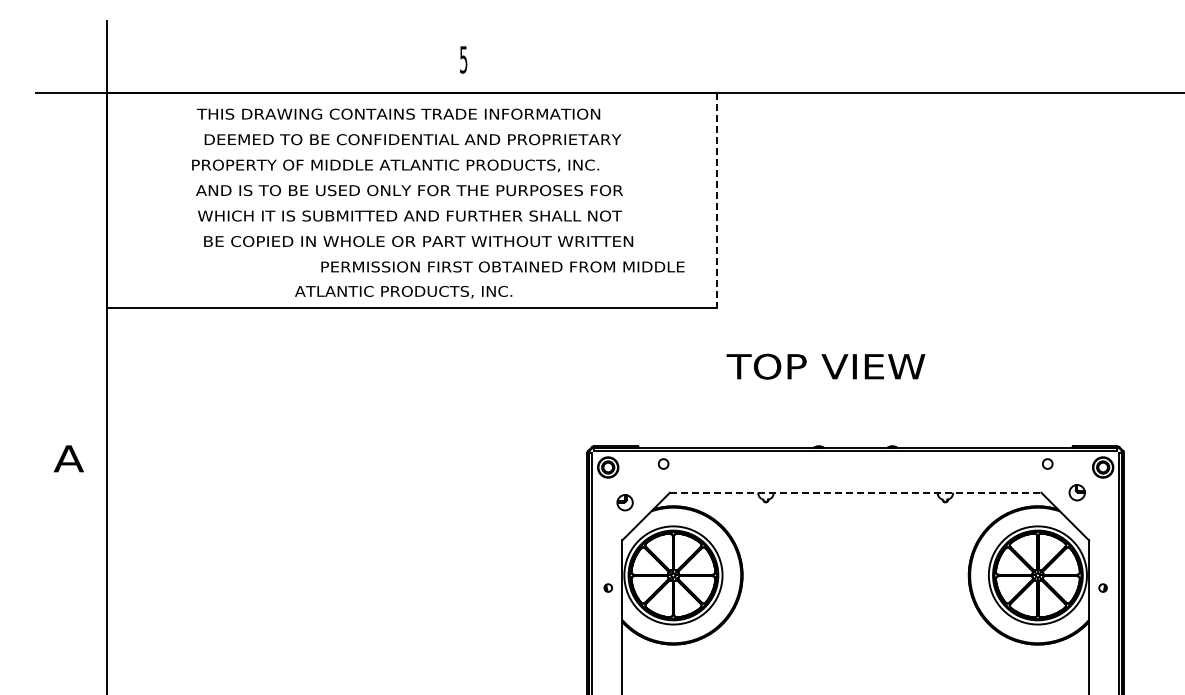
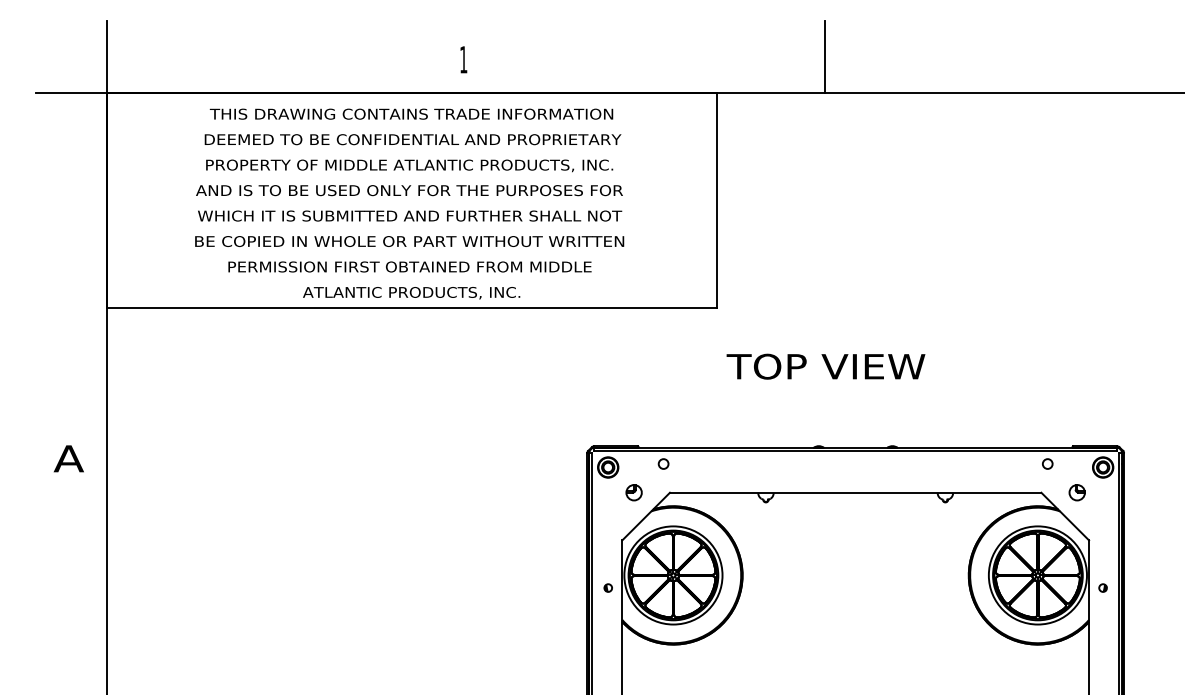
line: none -> present (825, 56)
text: 5 -> 1 (463, 59)
text position: (398, 113) -> (411, 113) (411, 113)
text position: (395, 165) -> (409, 165) (409, 165)
line: dashed -> solid (717, 200)
text position: (418, 241) -> (409, 241) (409, 241)
text position: (502, 266) -> (409, 266) (409, 266)
text position: (403, 292) -> (411, 293) (411, 293)
line: dashed -> solid (855, 492)
part position: (624, 502) -> (633, 492) (633, 492)
